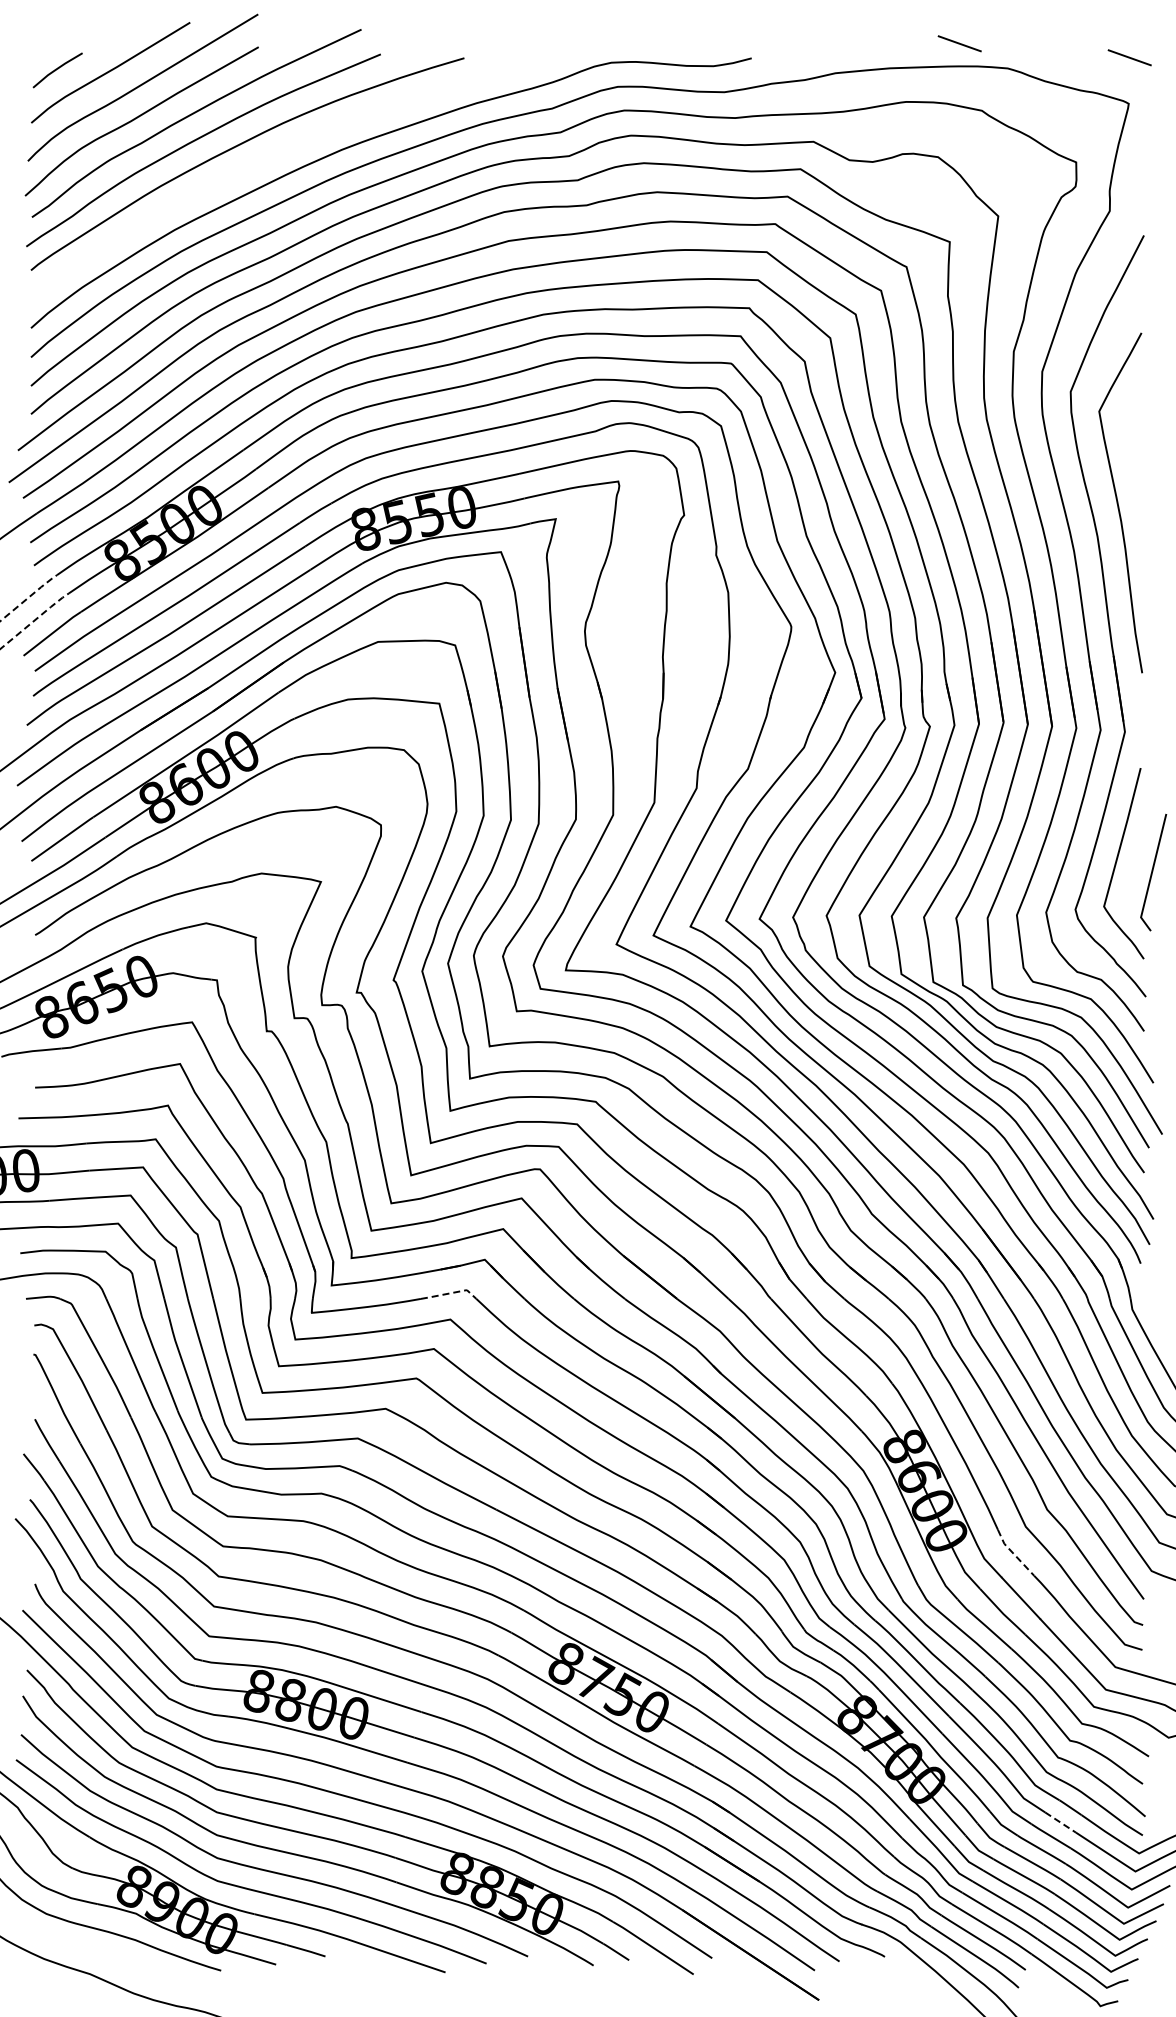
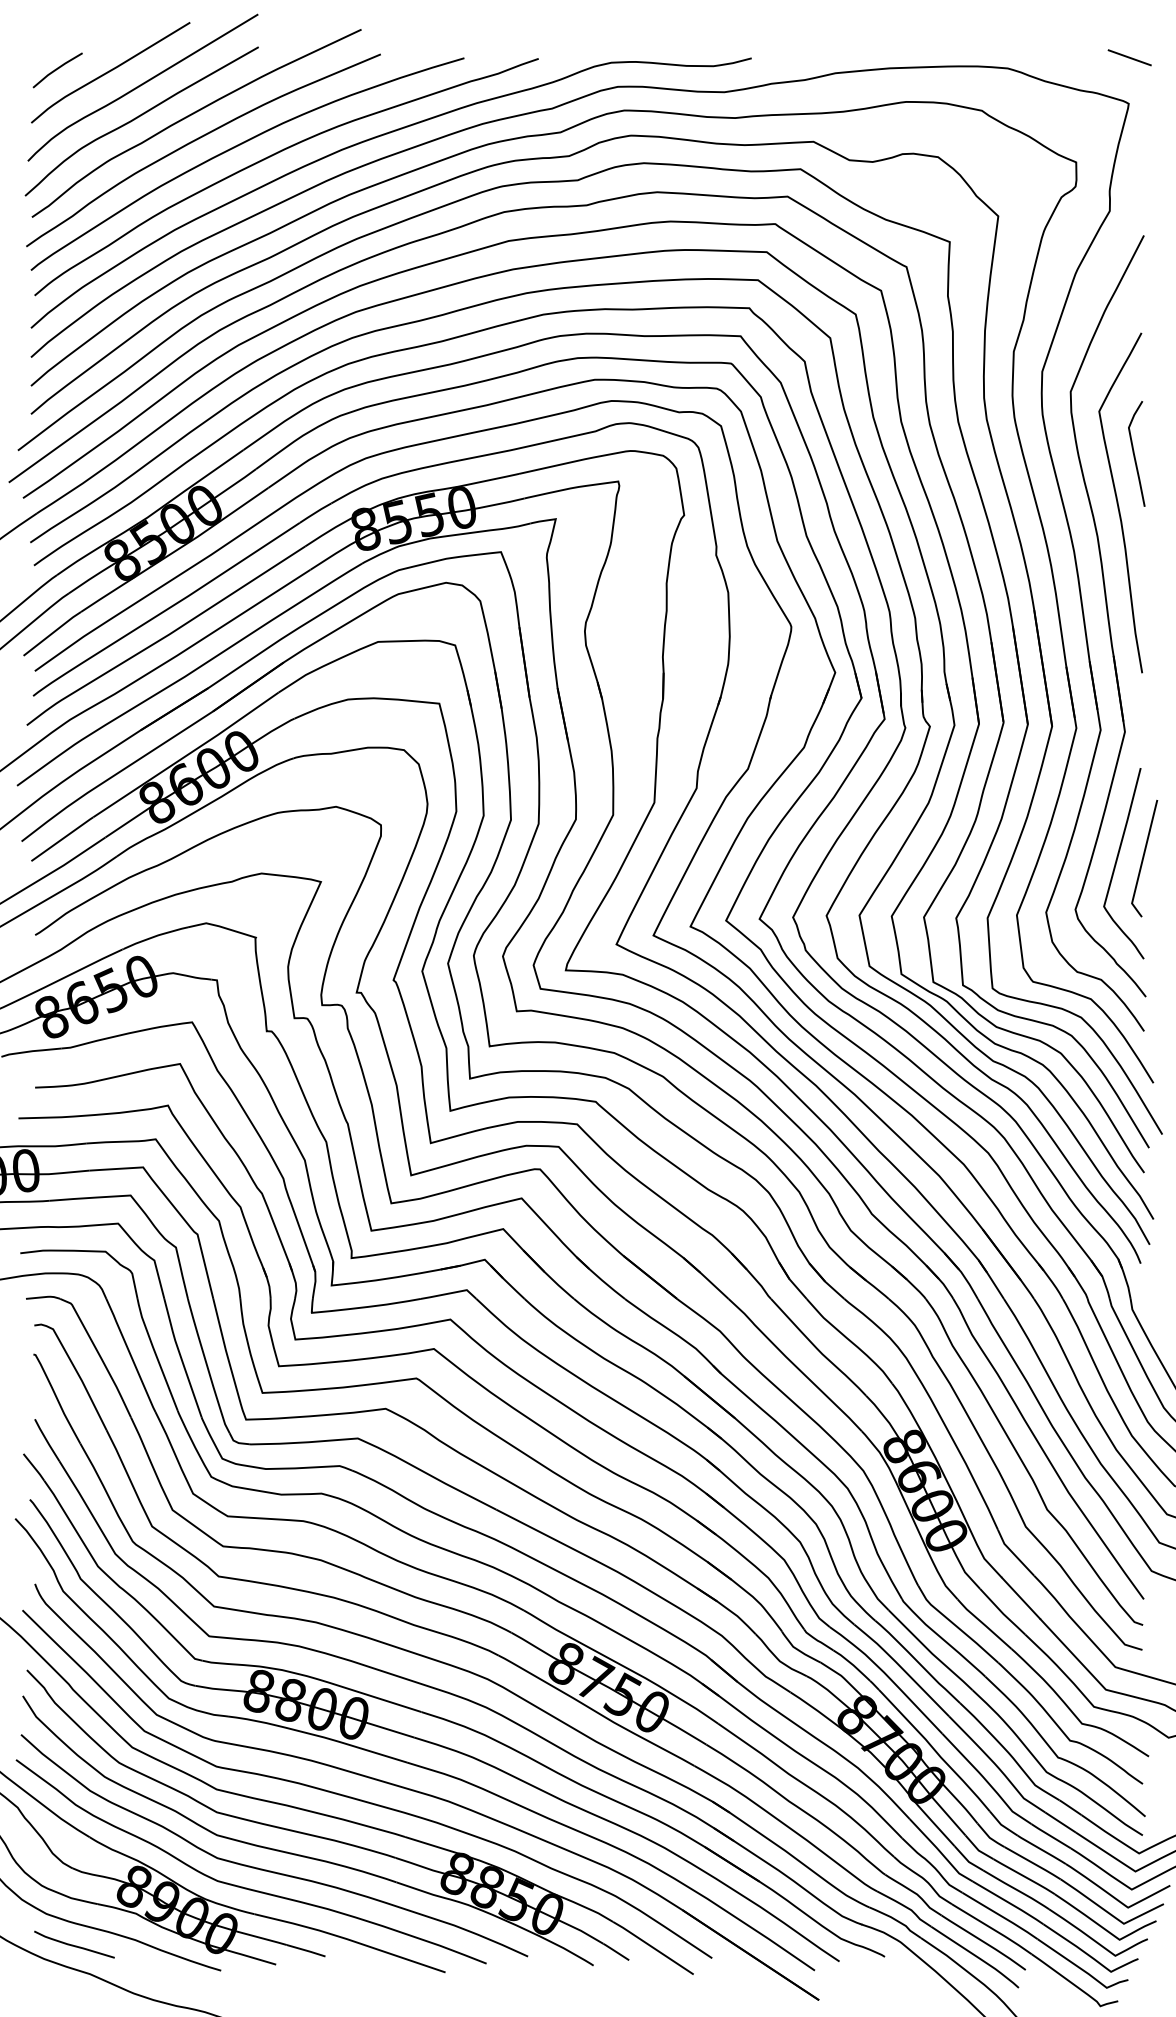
line: present -> none (959, 43)
curve: none -> present (274, 155)
curve: none -> present (1134, 453)
line: dashed -> solid (29, 596)
line: dashed -> solid (35, 619)
line position: (1153, 871) -> (1144, 857) (1144, 857)
line: dashed -> solid (450, 1293)
line: dashed -> solid (1013, 1554)
line: dashed -> solid (1060, 1822)
curve: none -> present (73, 1944)
